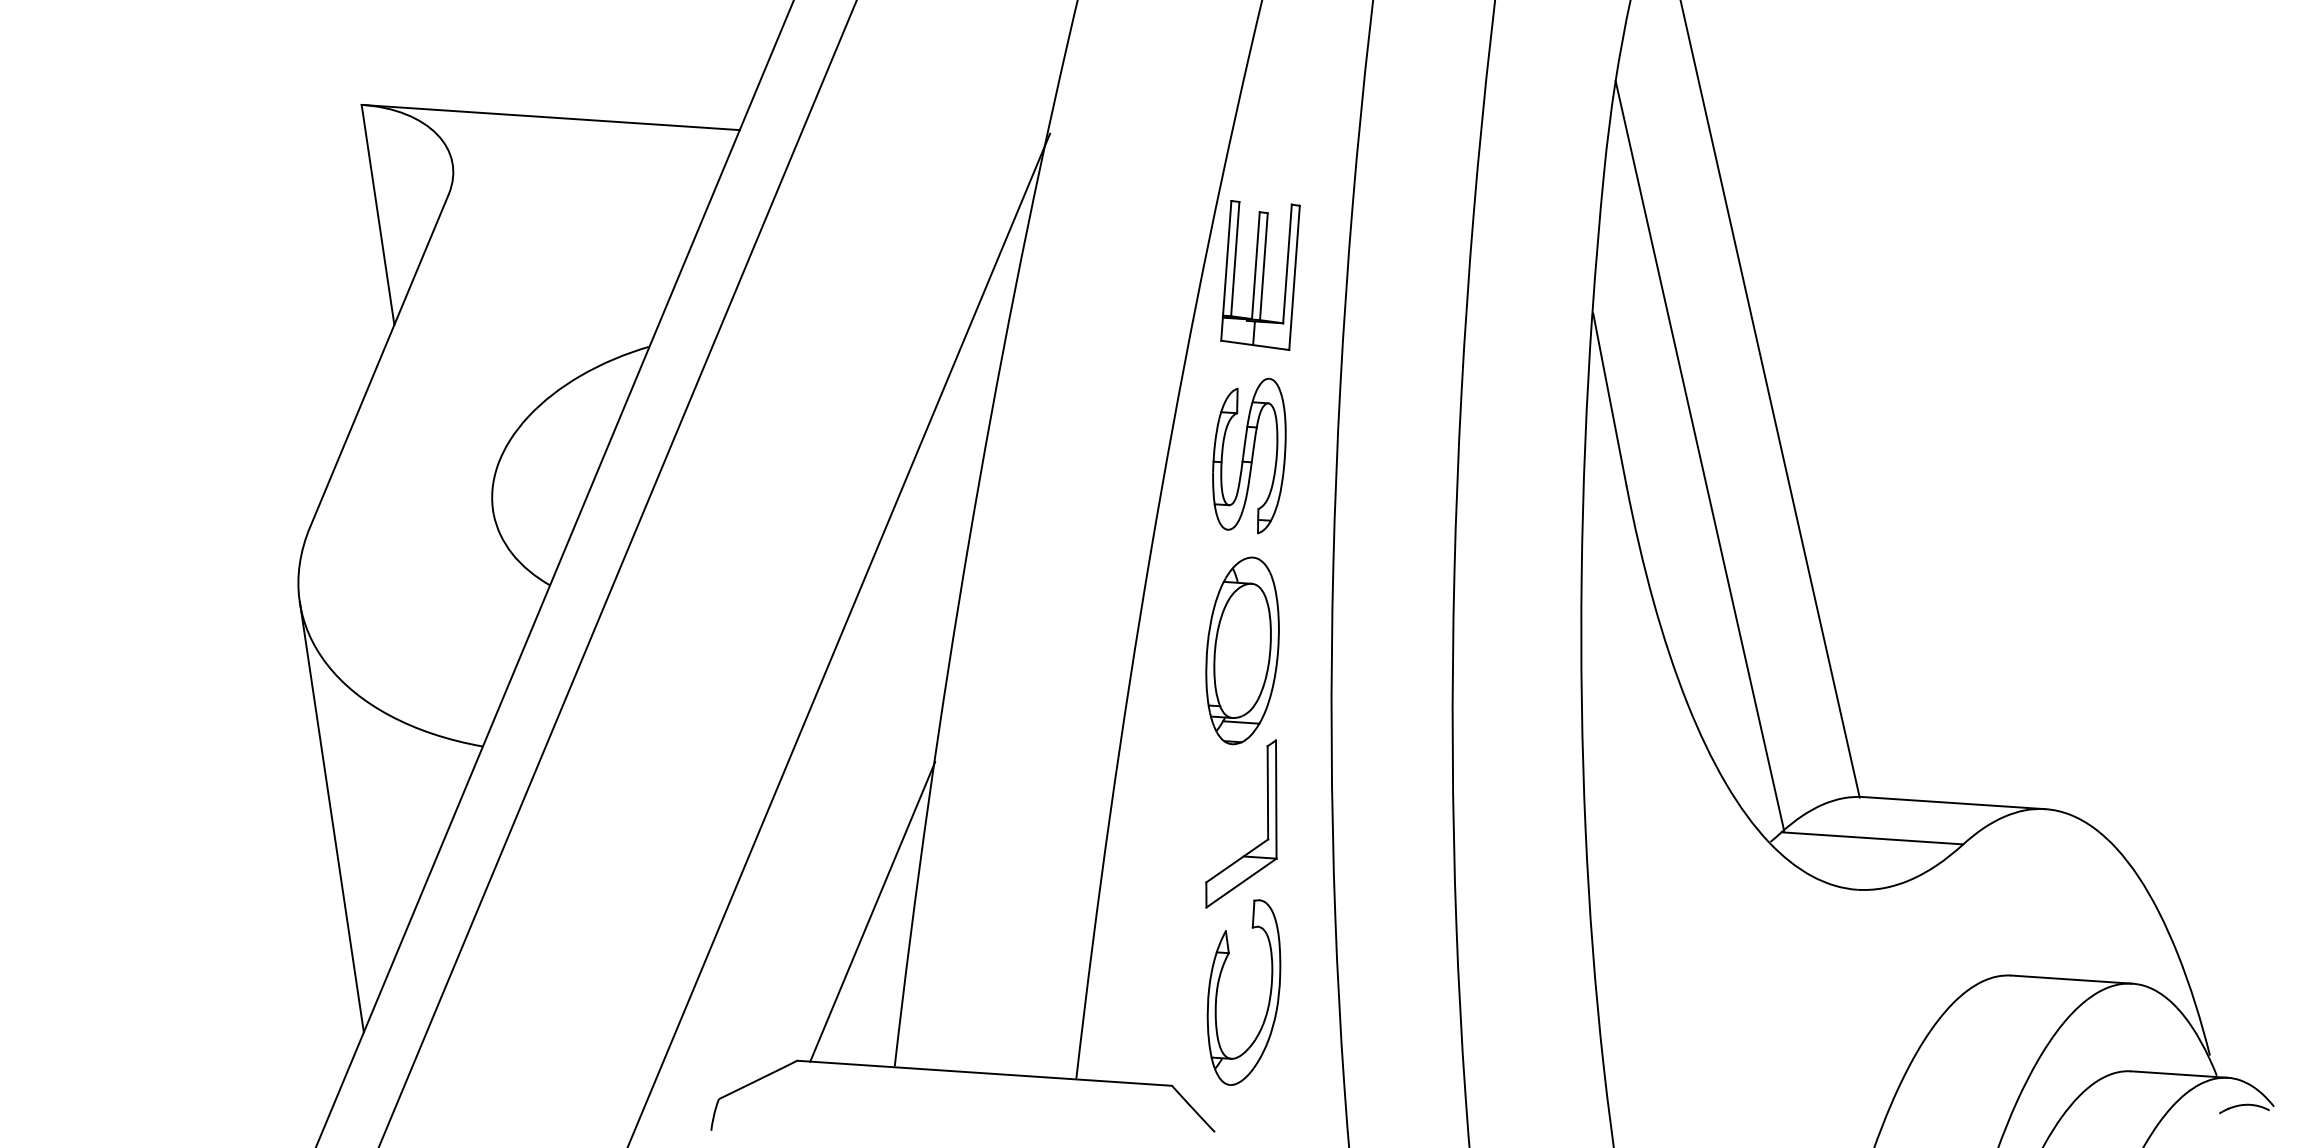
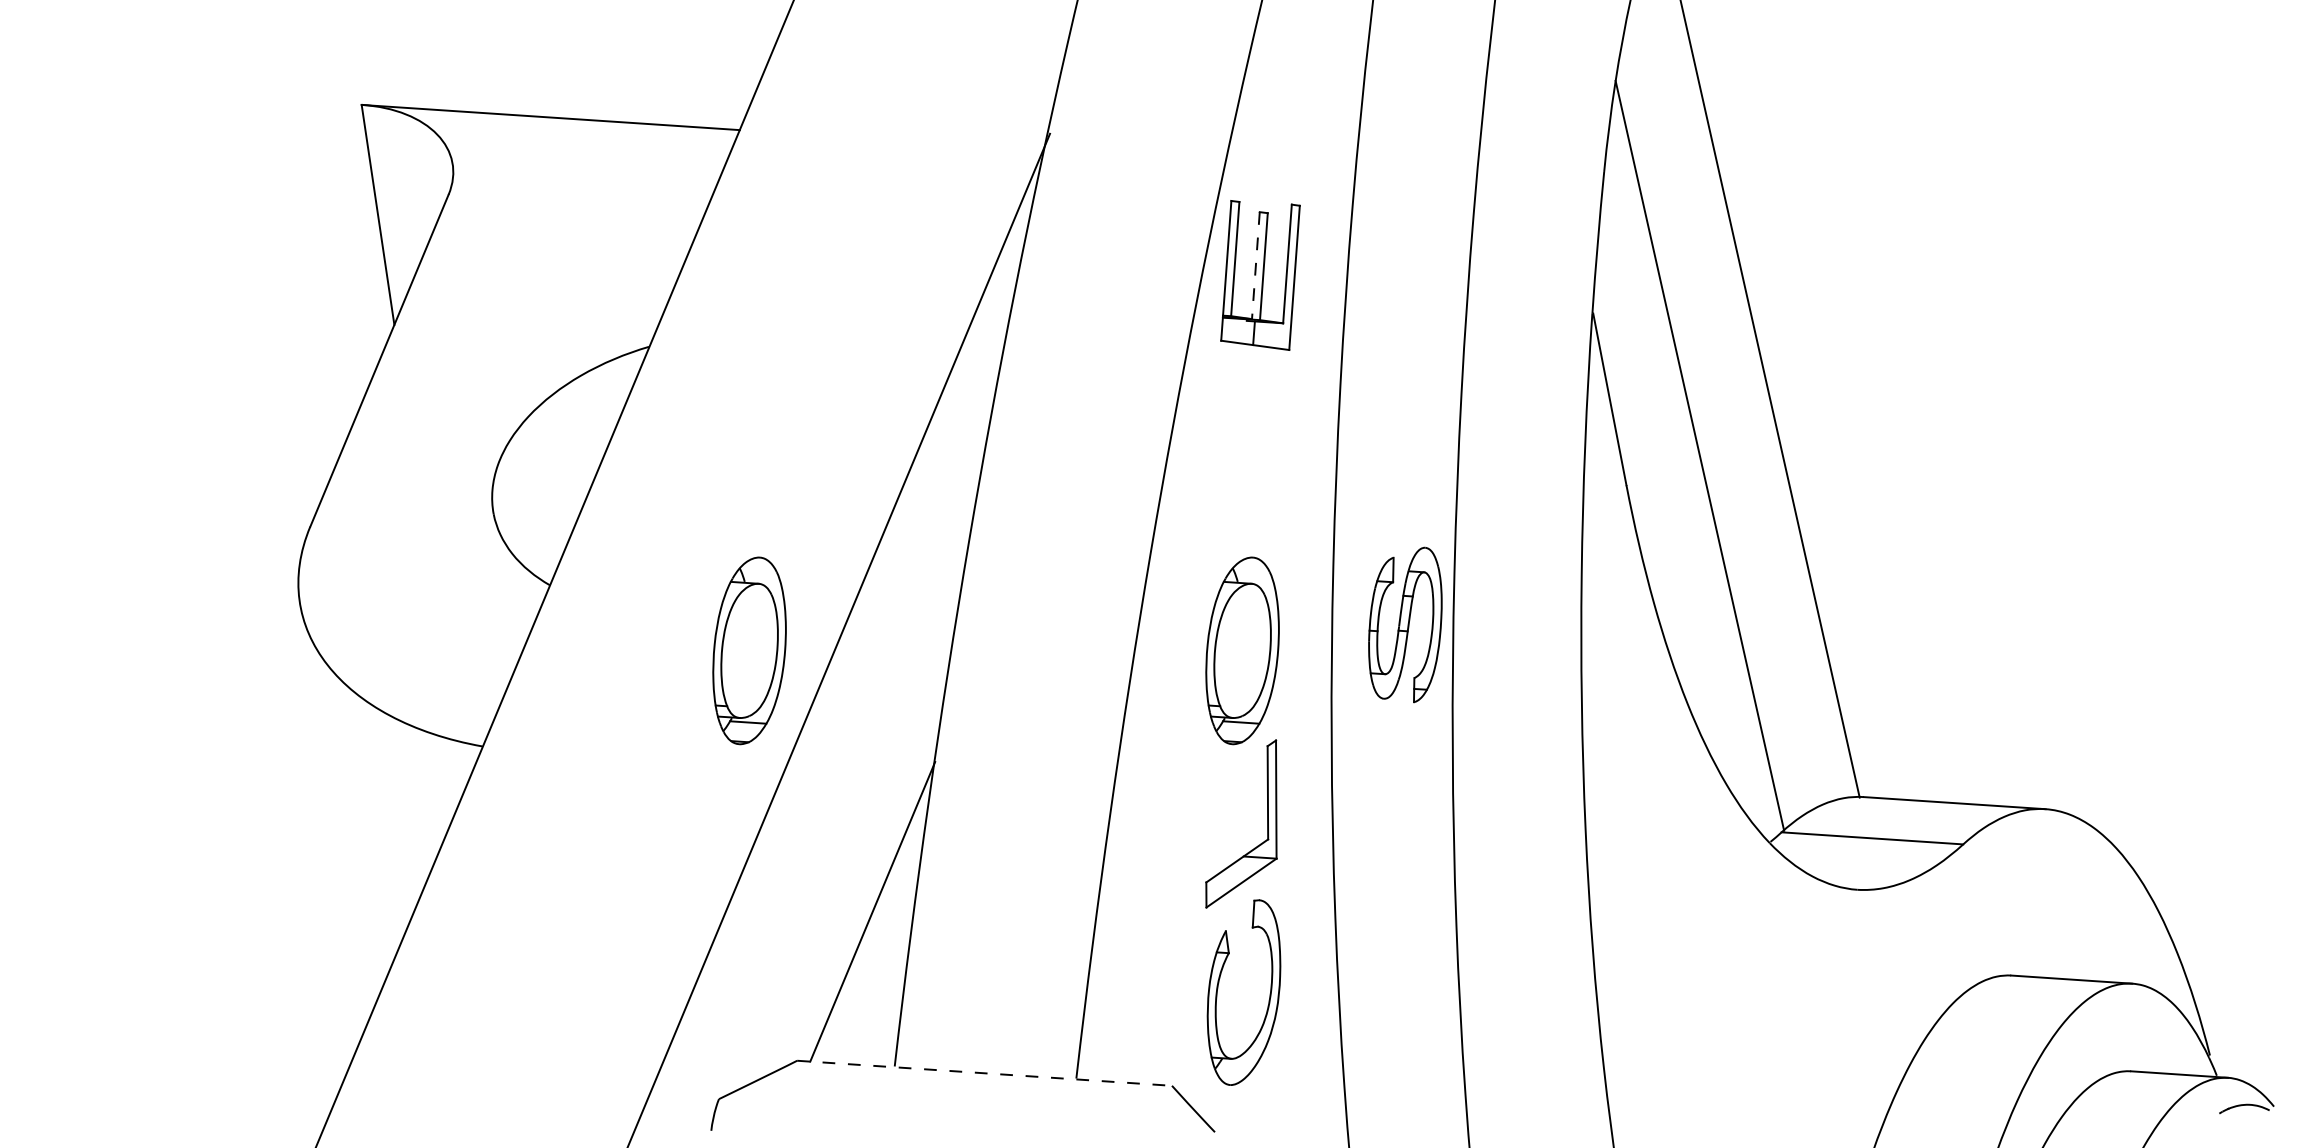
line: solid -> dashed (1255, 265)
part position: (1249, 455) -> (1405, 624) (1405, 624)
line: present -> none (617, 573)
part: none -> present (749, 650)
line: present -> none (331, 816)
line: solid -> dashed (984, 1073)
